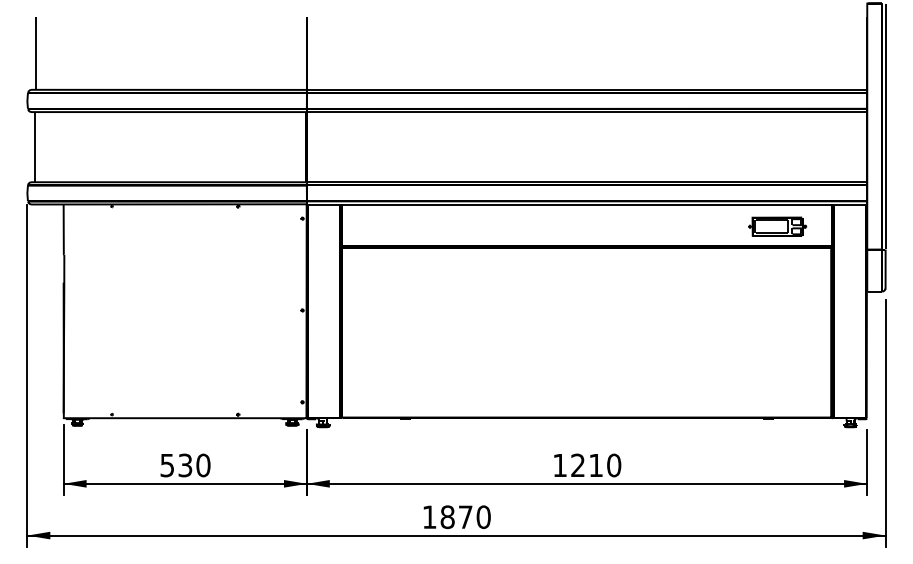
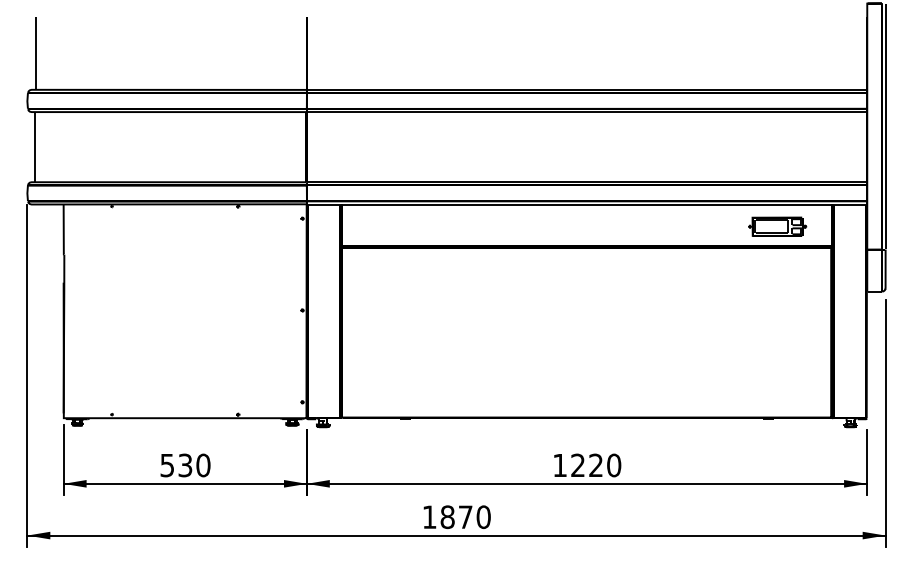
text: 1210 -> 1220 (595, 464)
